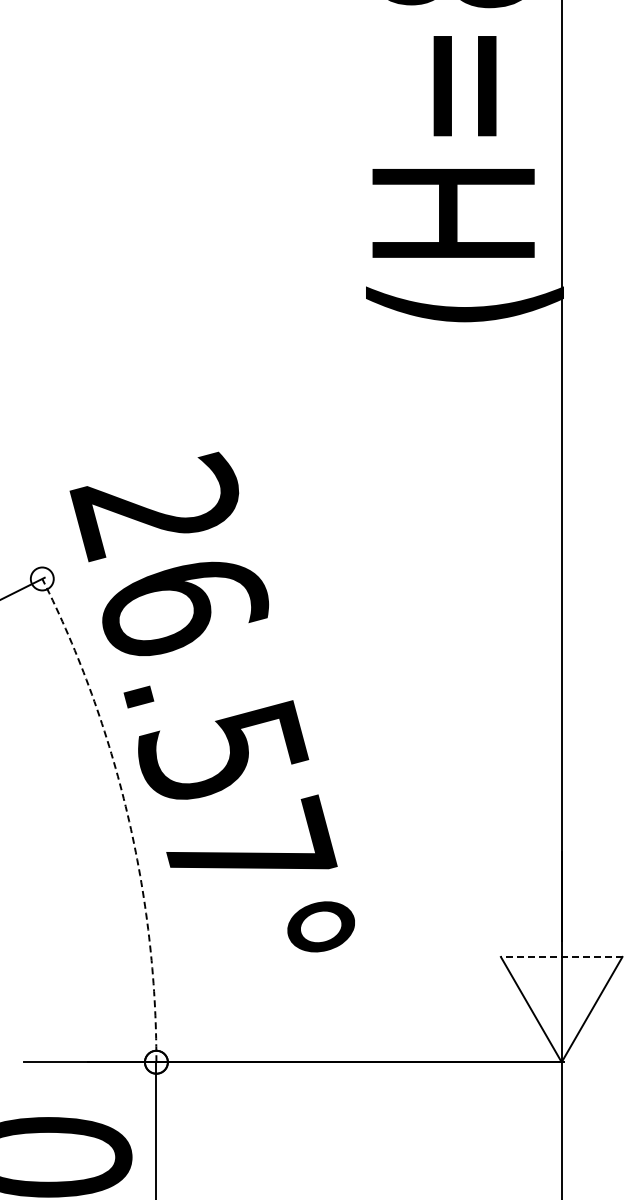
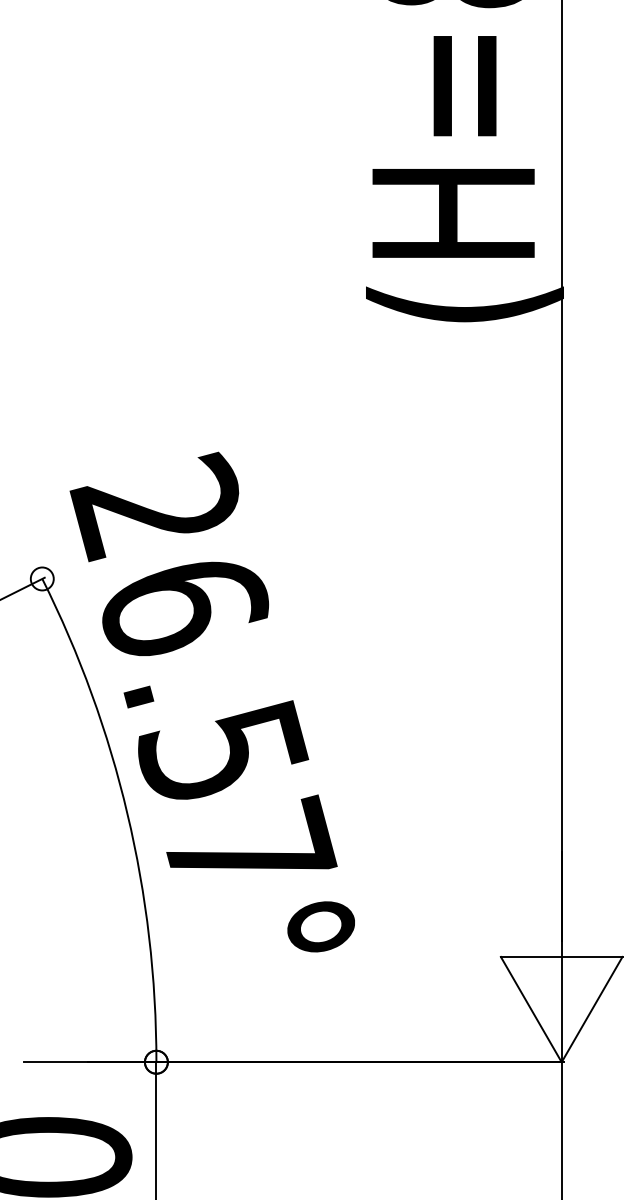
arc: dashed -> solid (127, 813)
line: dashed -> solid (561, 956)
